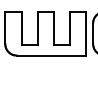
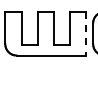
line: solid -> dashed (86, 33)
